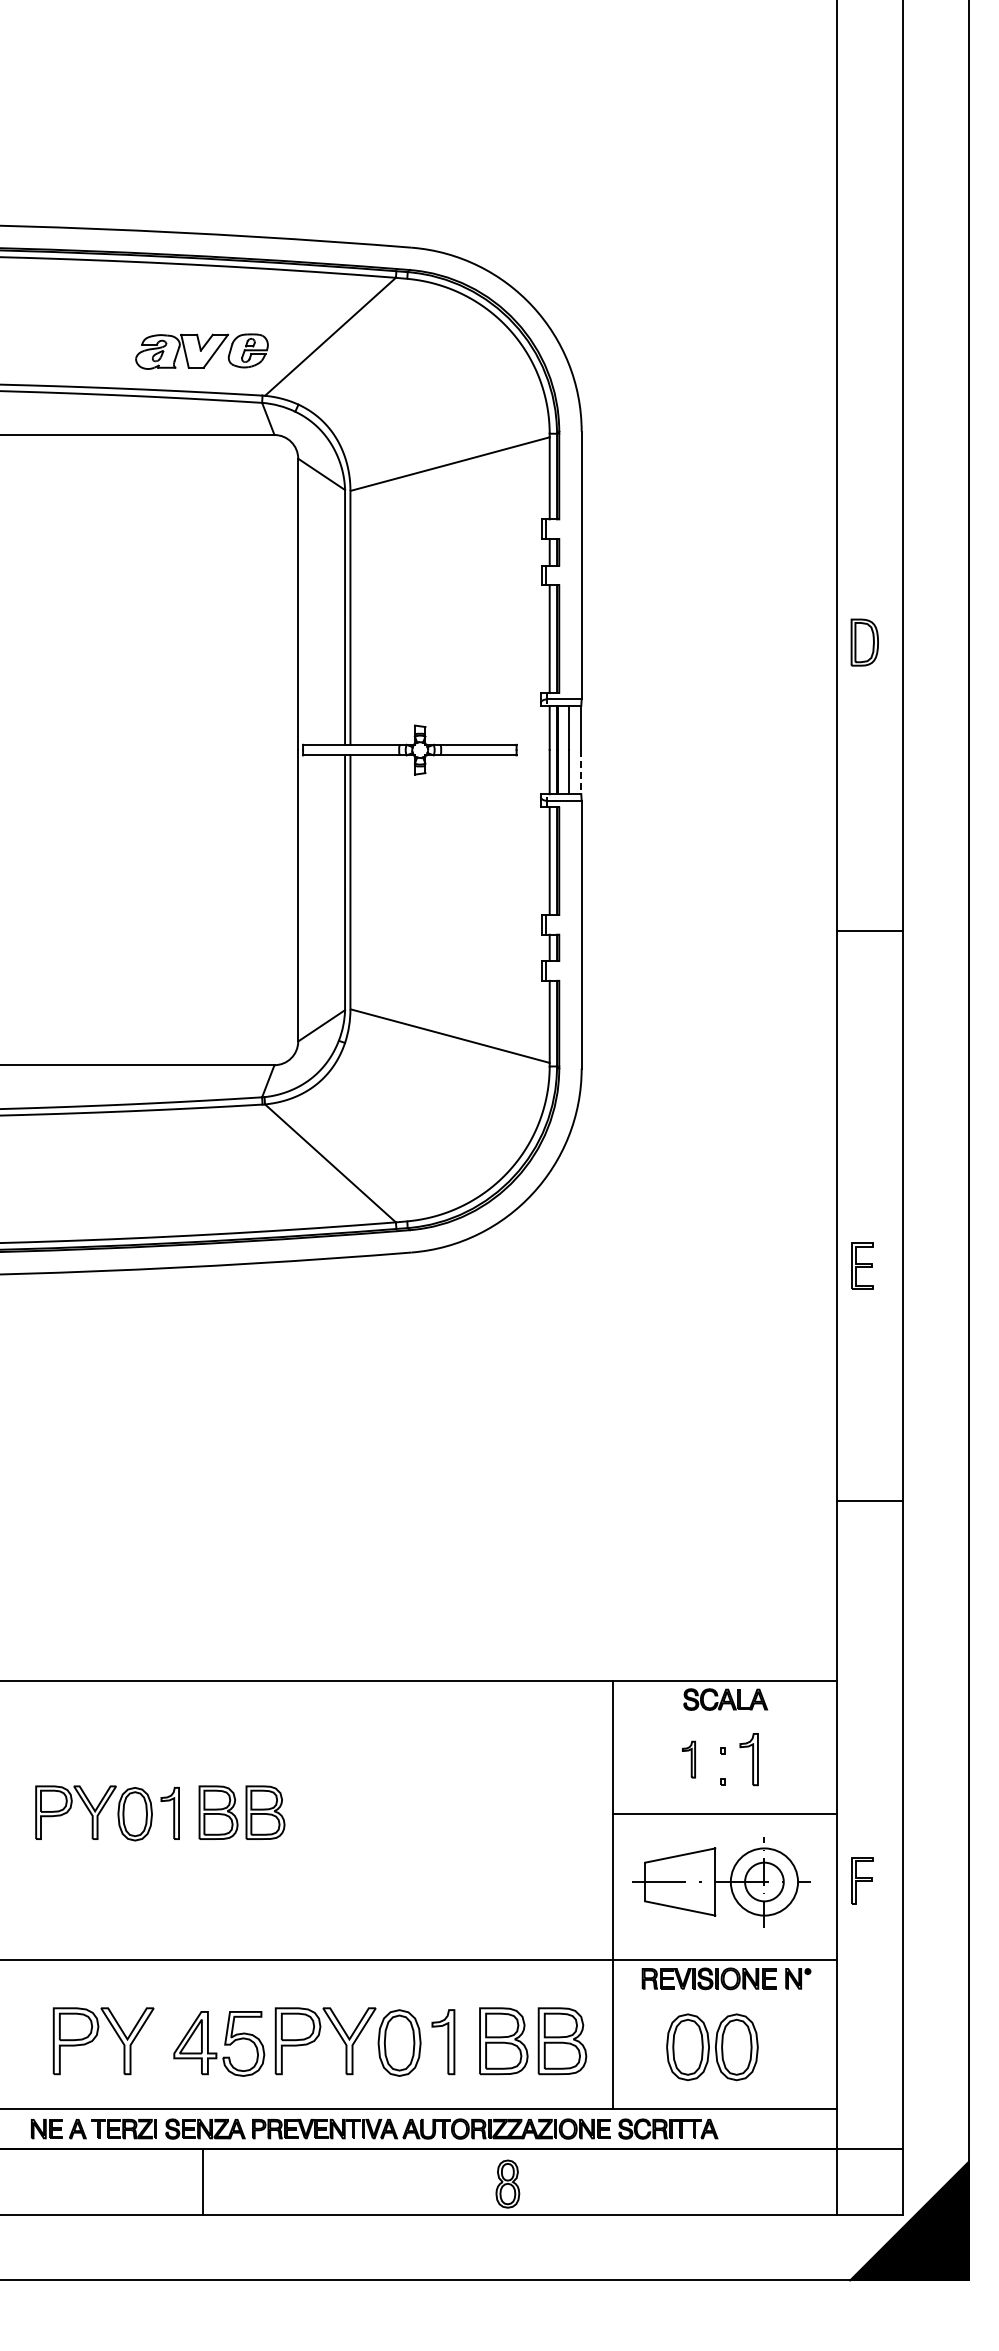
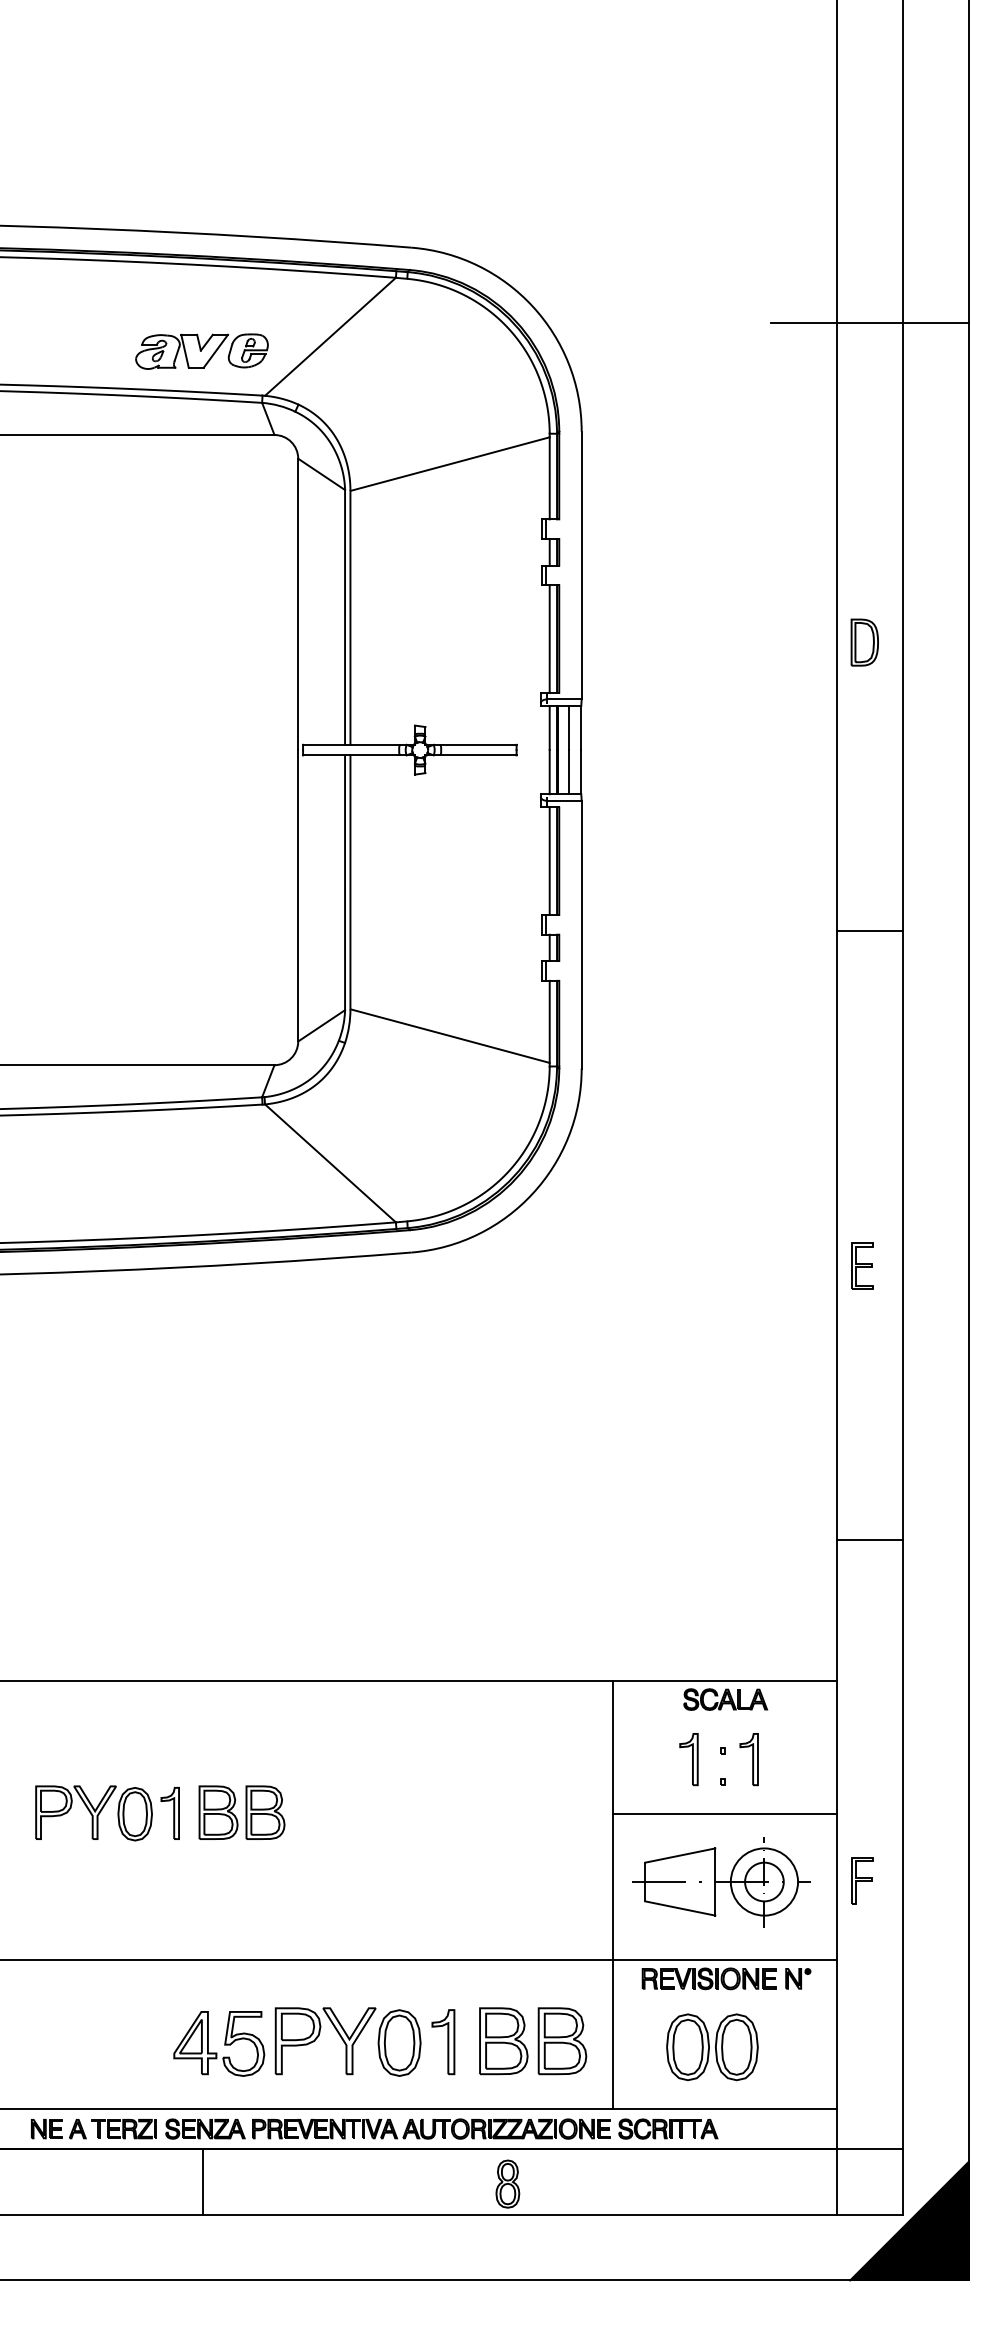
line: none -> present (869, 322)
line: dashed -> solid (580, 772)
line position: (869, 1500) -> (869, 1539) (869, 1539)
part size: 14x39 px -> 20x54 px (688, 1759)
part: present -> none (97, 2036)
